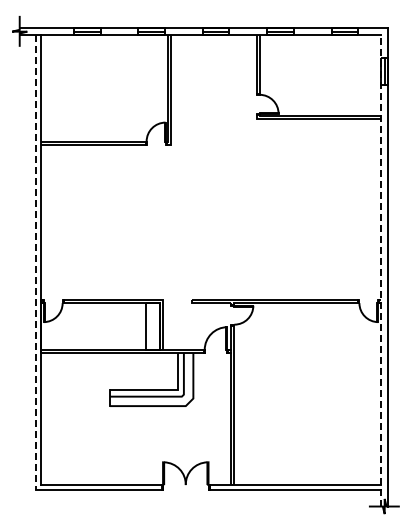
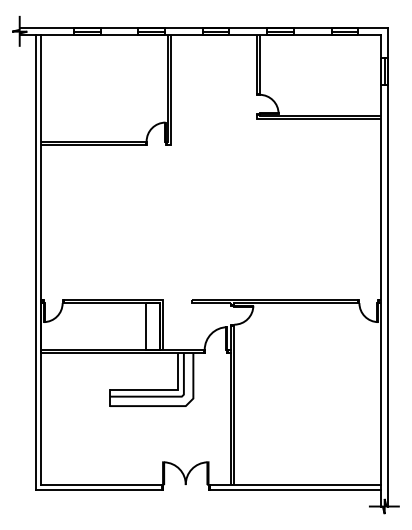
line: dashed -> solid (36, 263)
line: dashed -> solid (380, 270)
